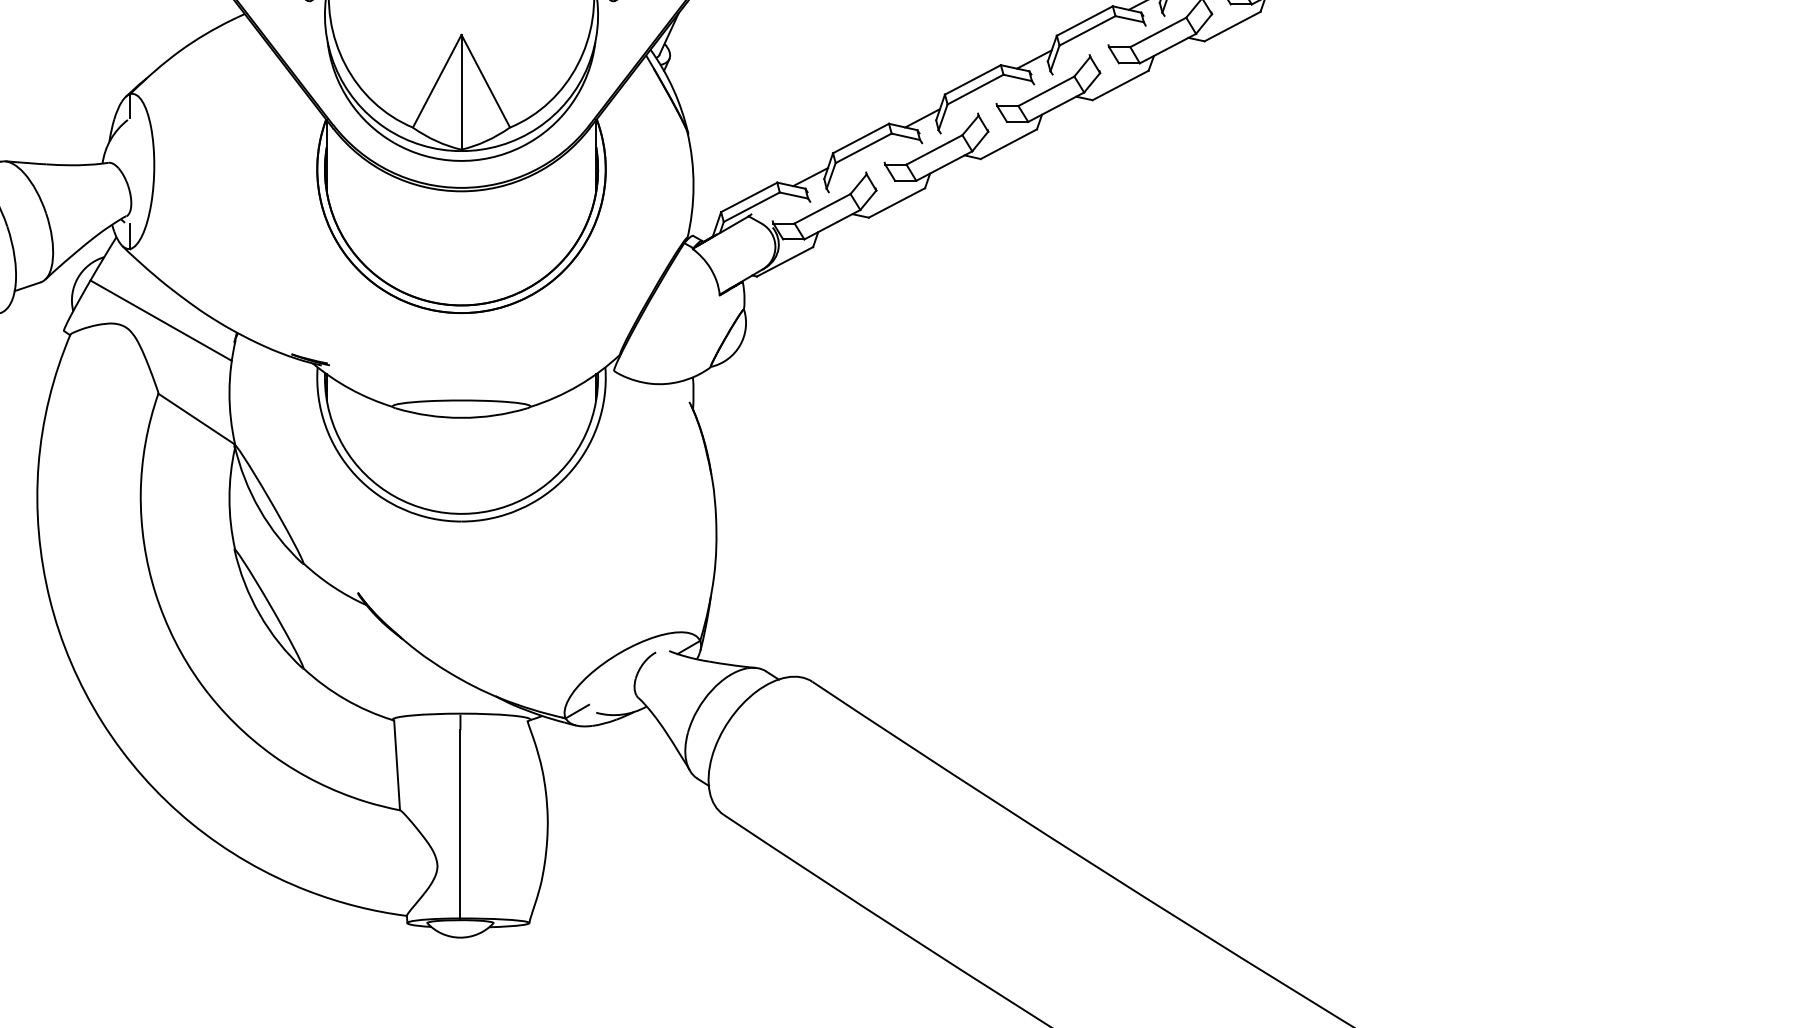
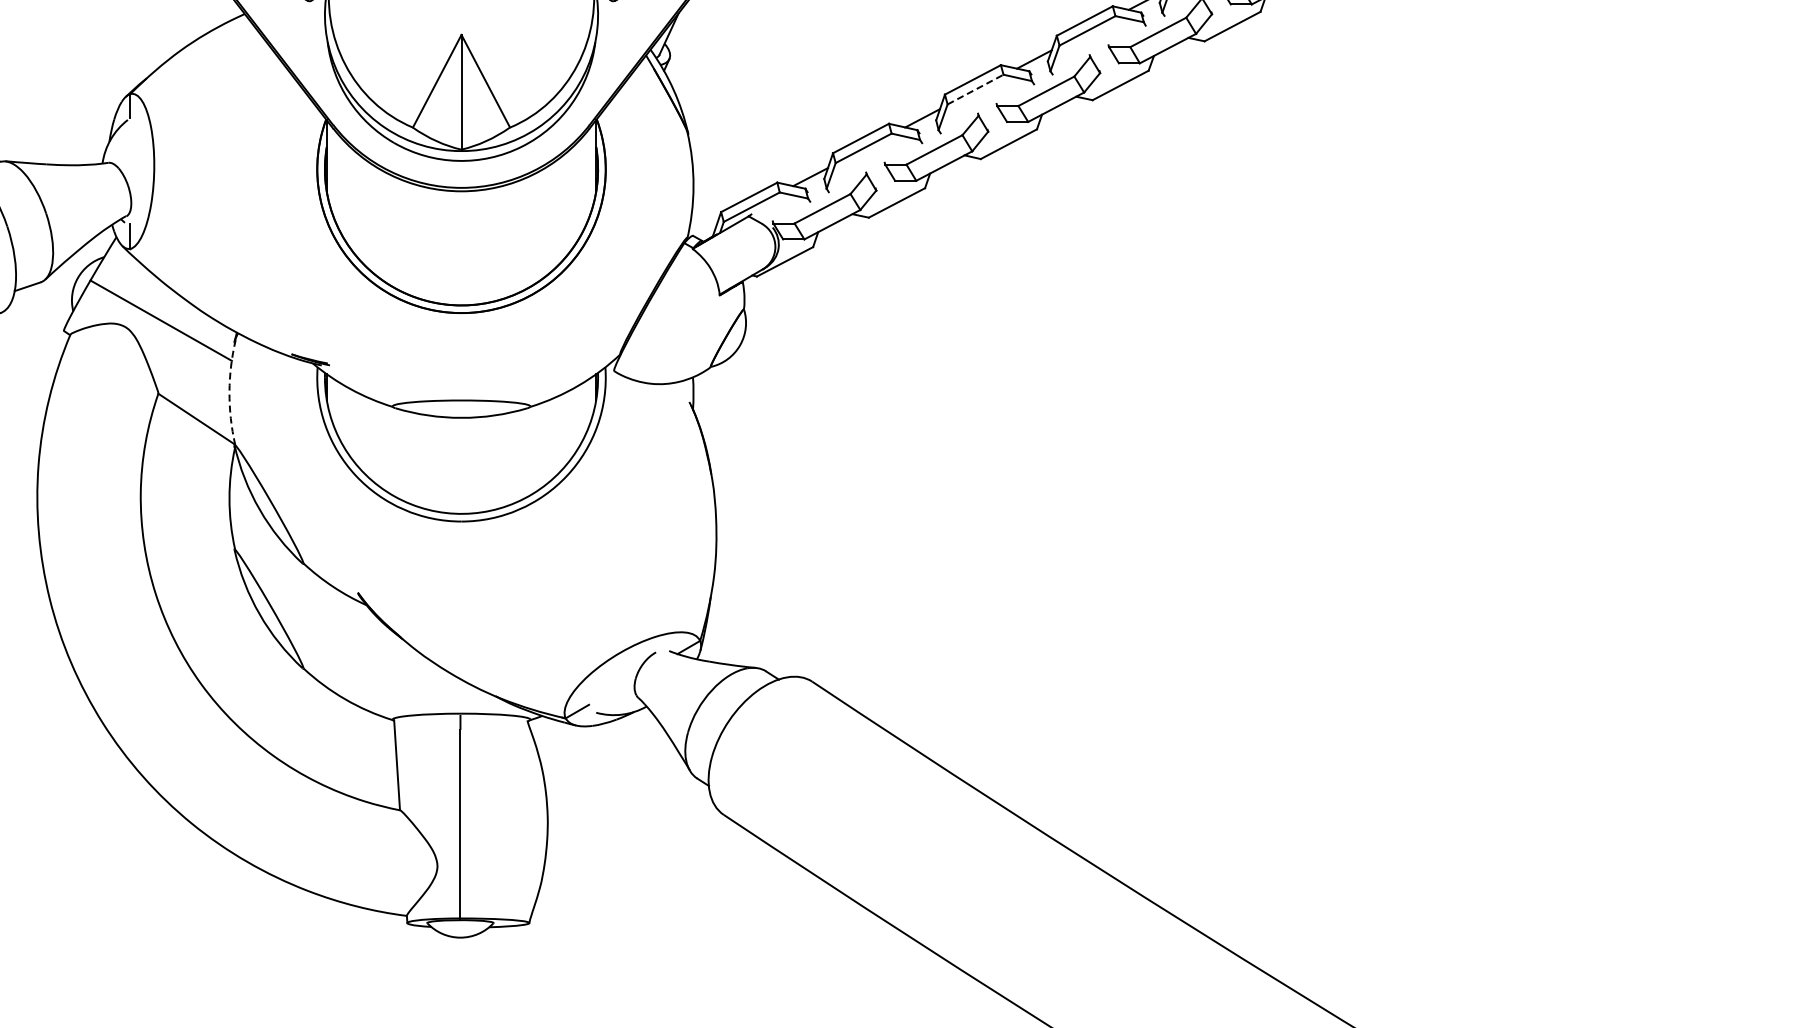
line: solid -> dashed (975, 89)
arc: solid -> dashed (229, 392)
